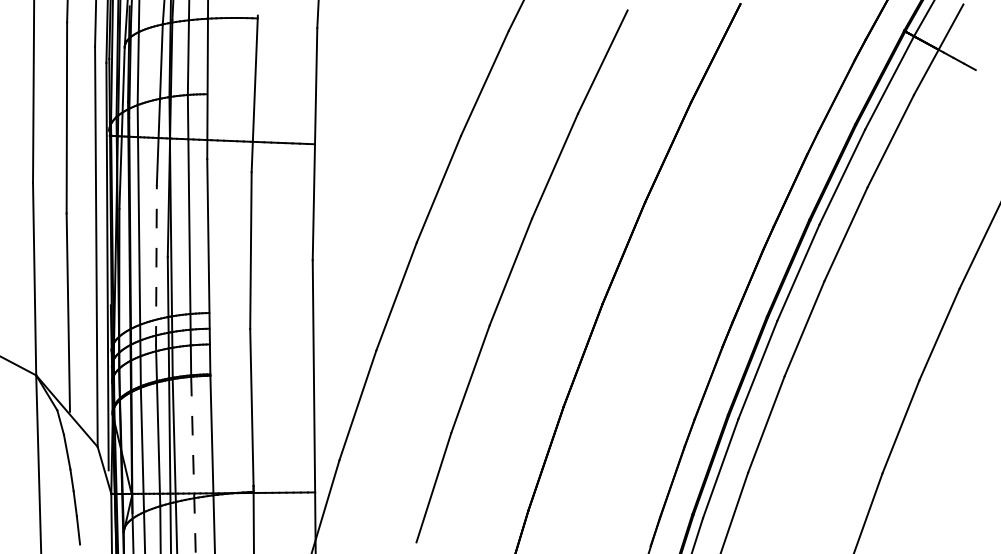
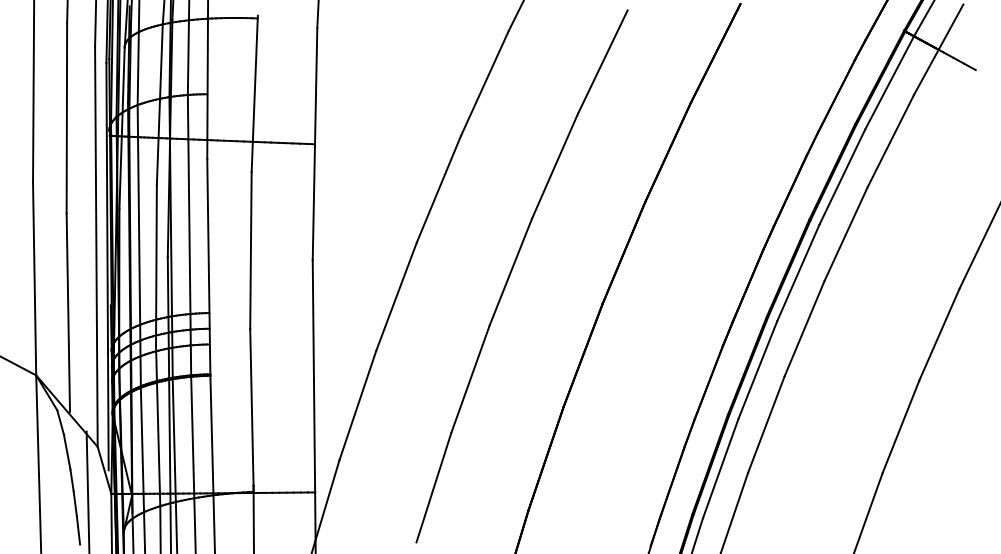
line: dashed -> solid (156, 264)
line: dashed -> solid (193, 465)
line: none -> present (87, 490)
